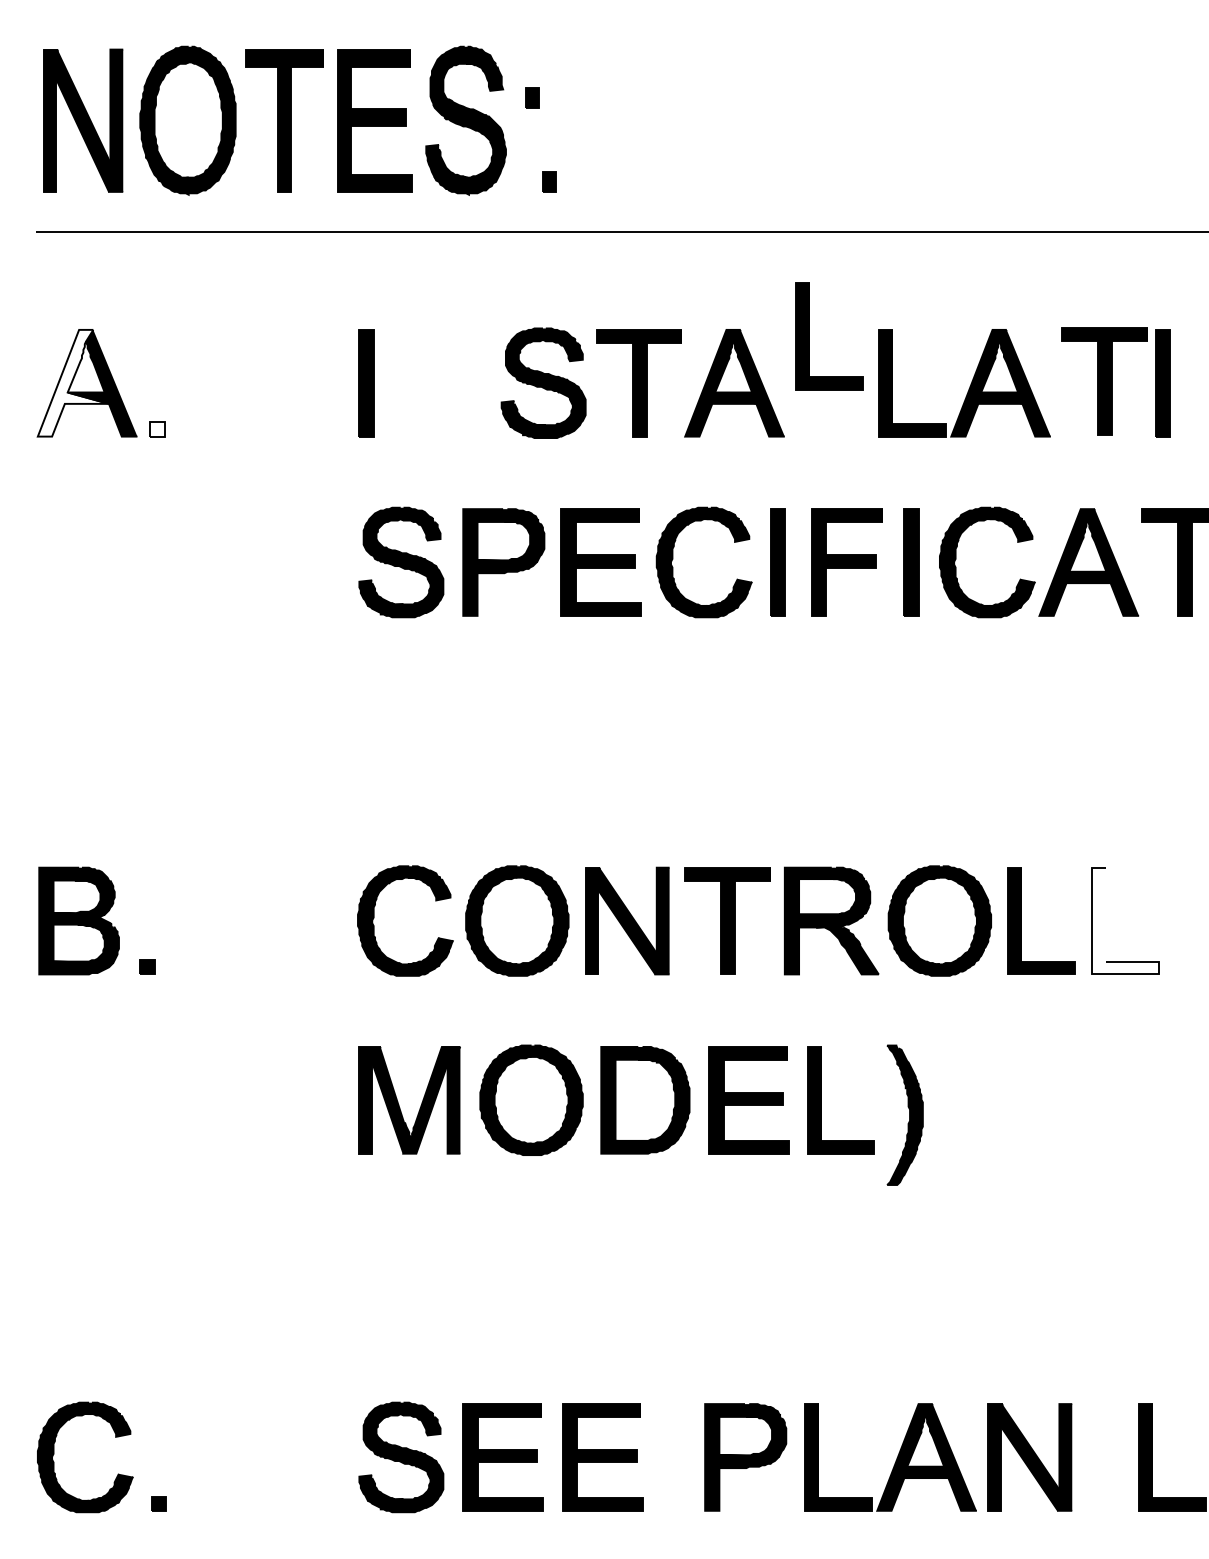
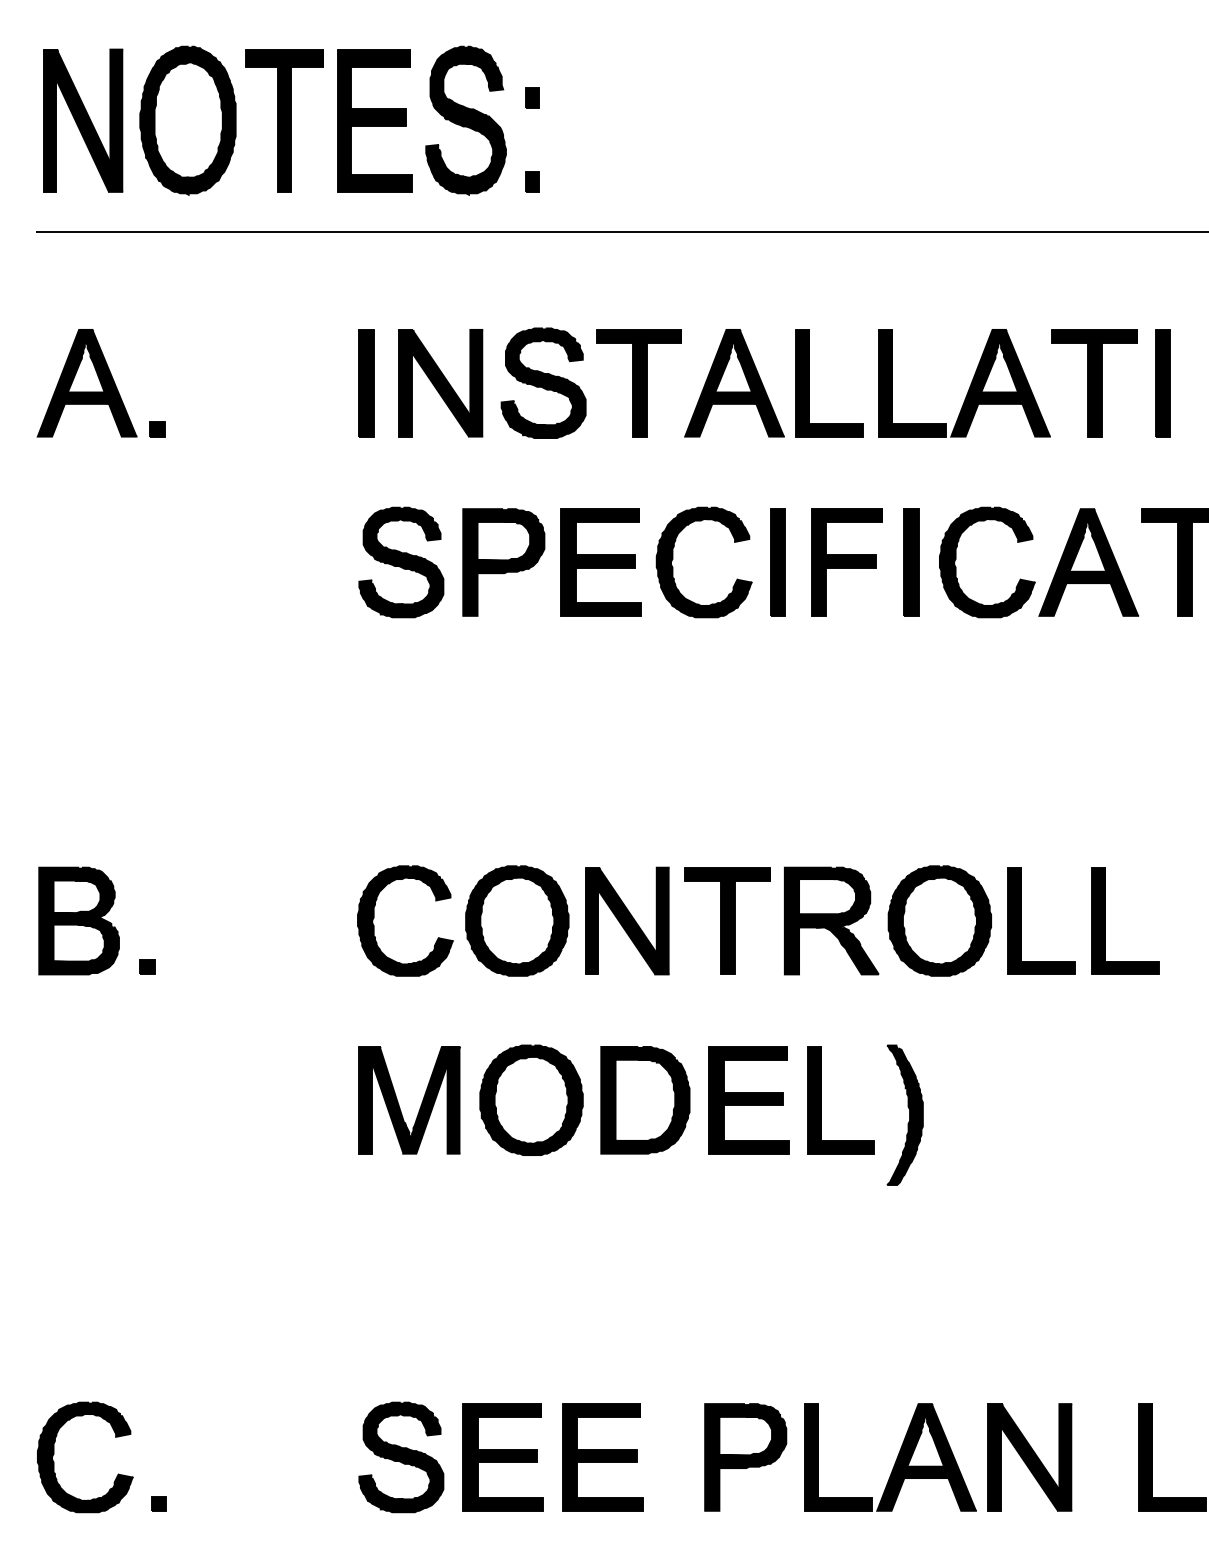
part position: (549, 181) -> (532, 181) (532, 181)
part position: (809, 336) -> (809, 383) (809, 383)
part position: (1104, 381) -> (1094, 383) (1094, 383)
fill: none -> present (73, 382)
part: none -> present (440, 383)
fill: none -> present (157, 429)
fill: none -> present (1125, 920)
